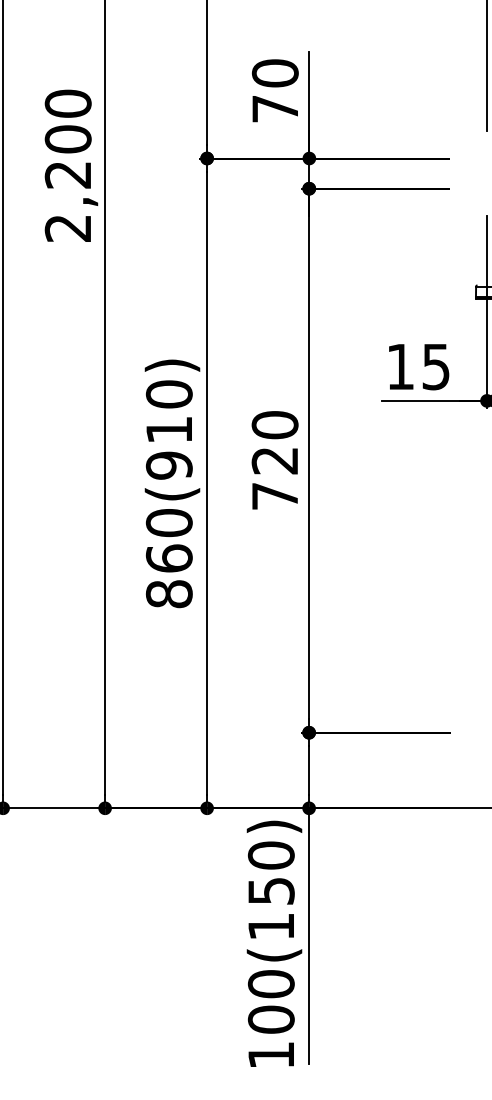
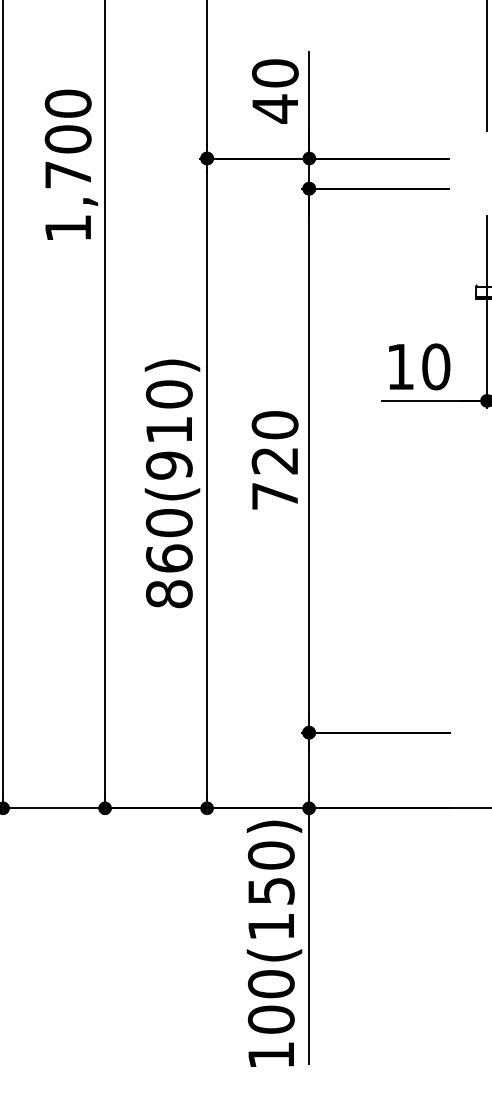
text: 70 -> 40 (274, 108)
text: 2,200 -> 1,700 (67, 201)
text: 15 -> 10 (436, 366)
